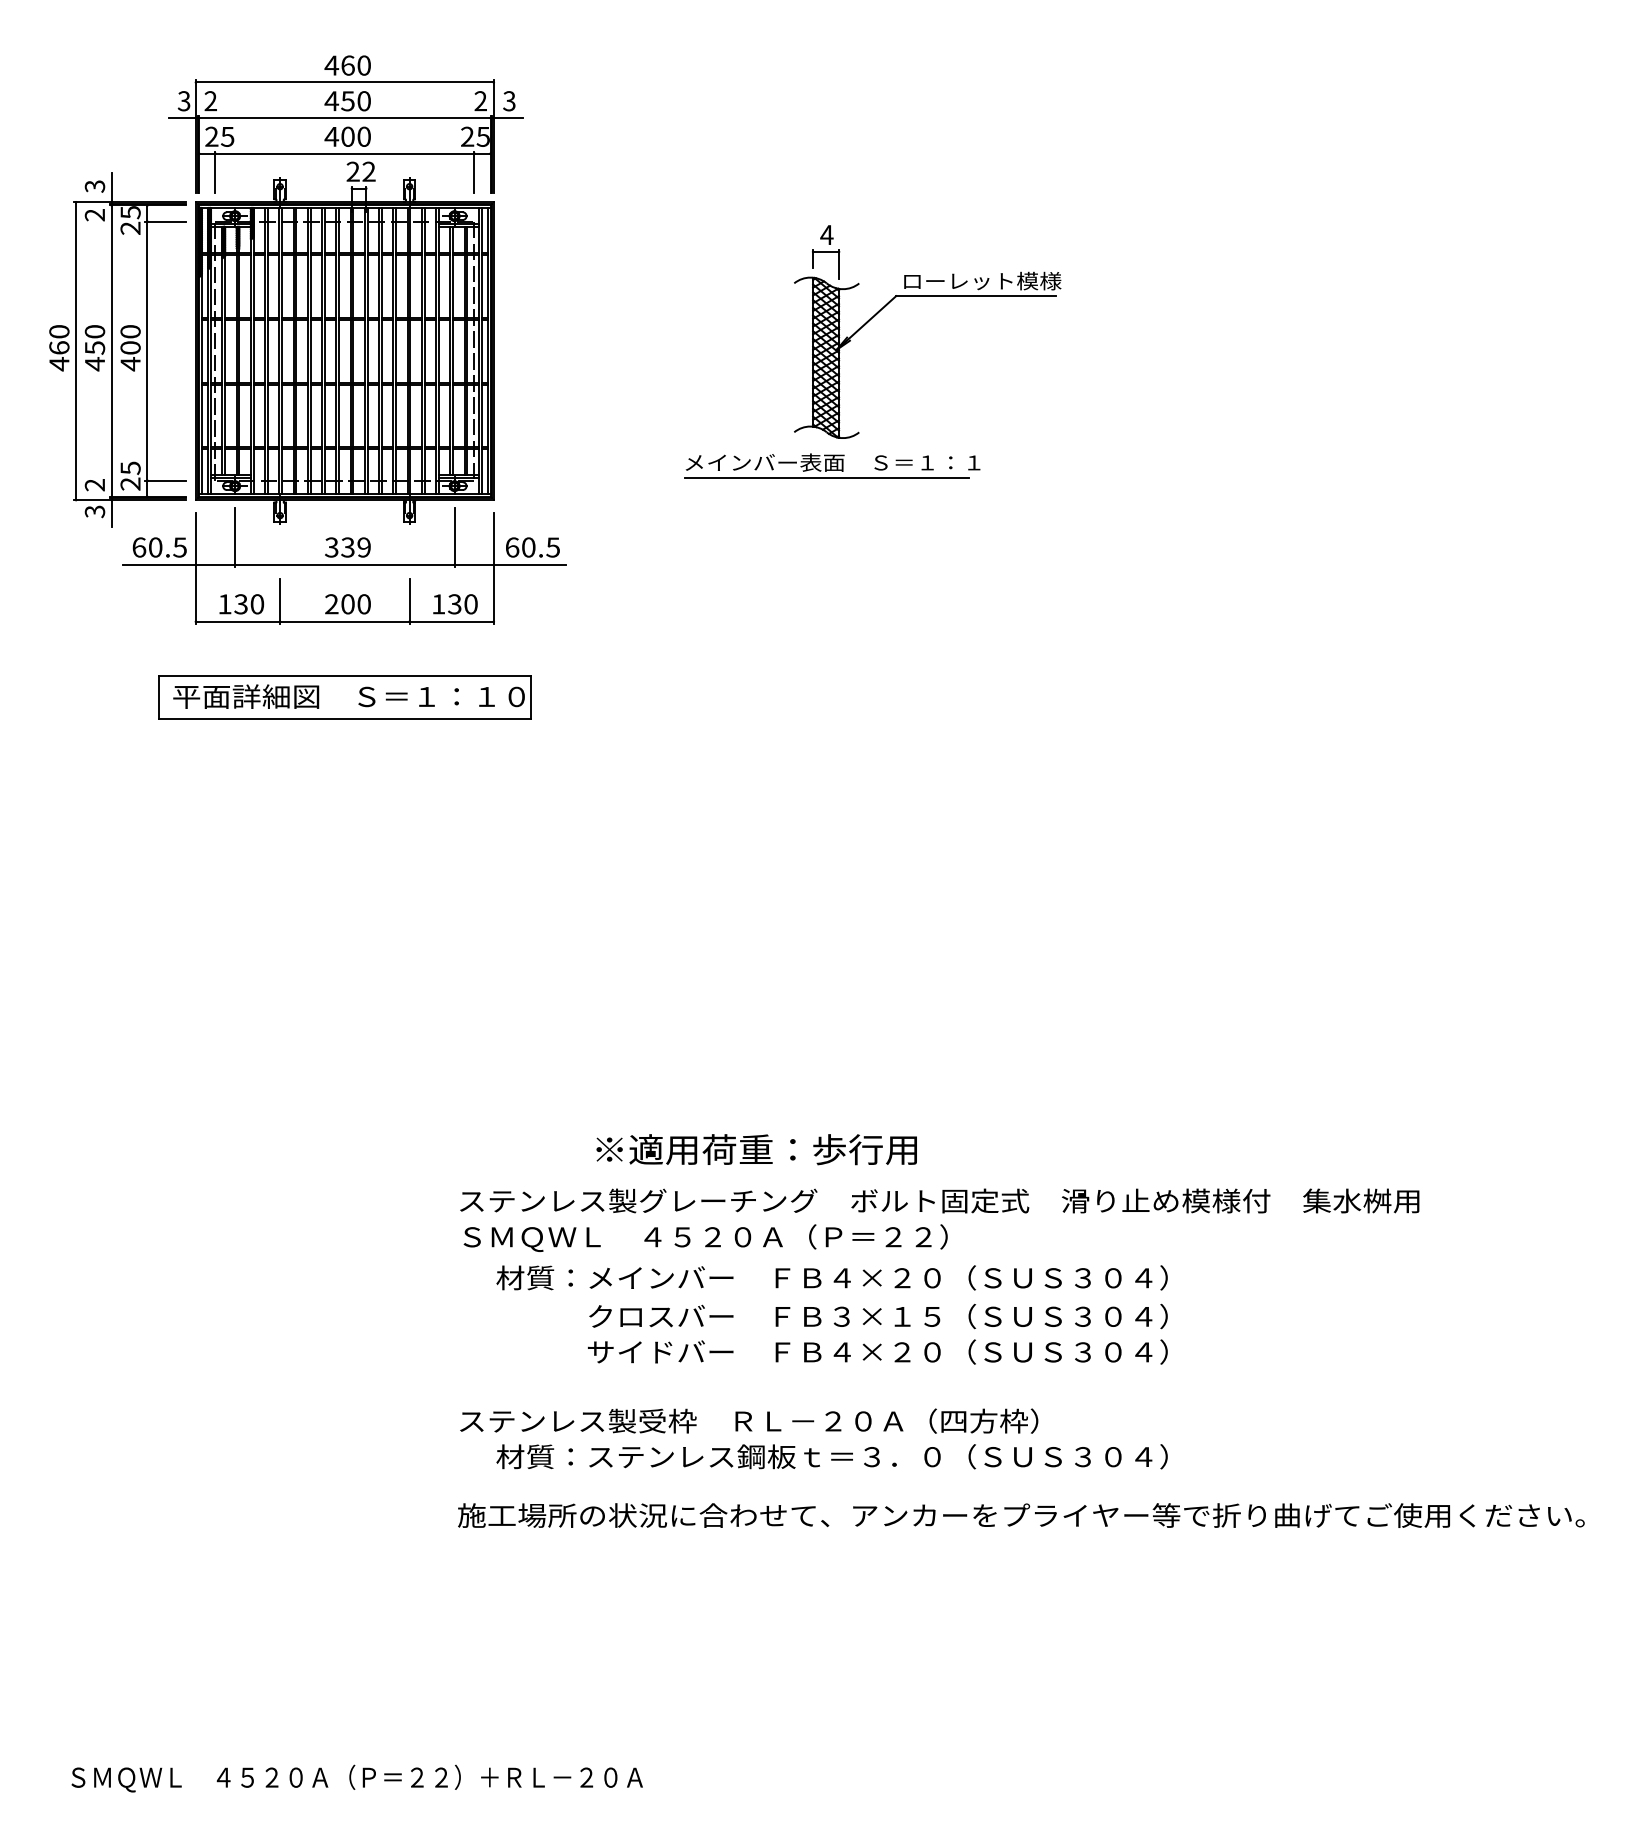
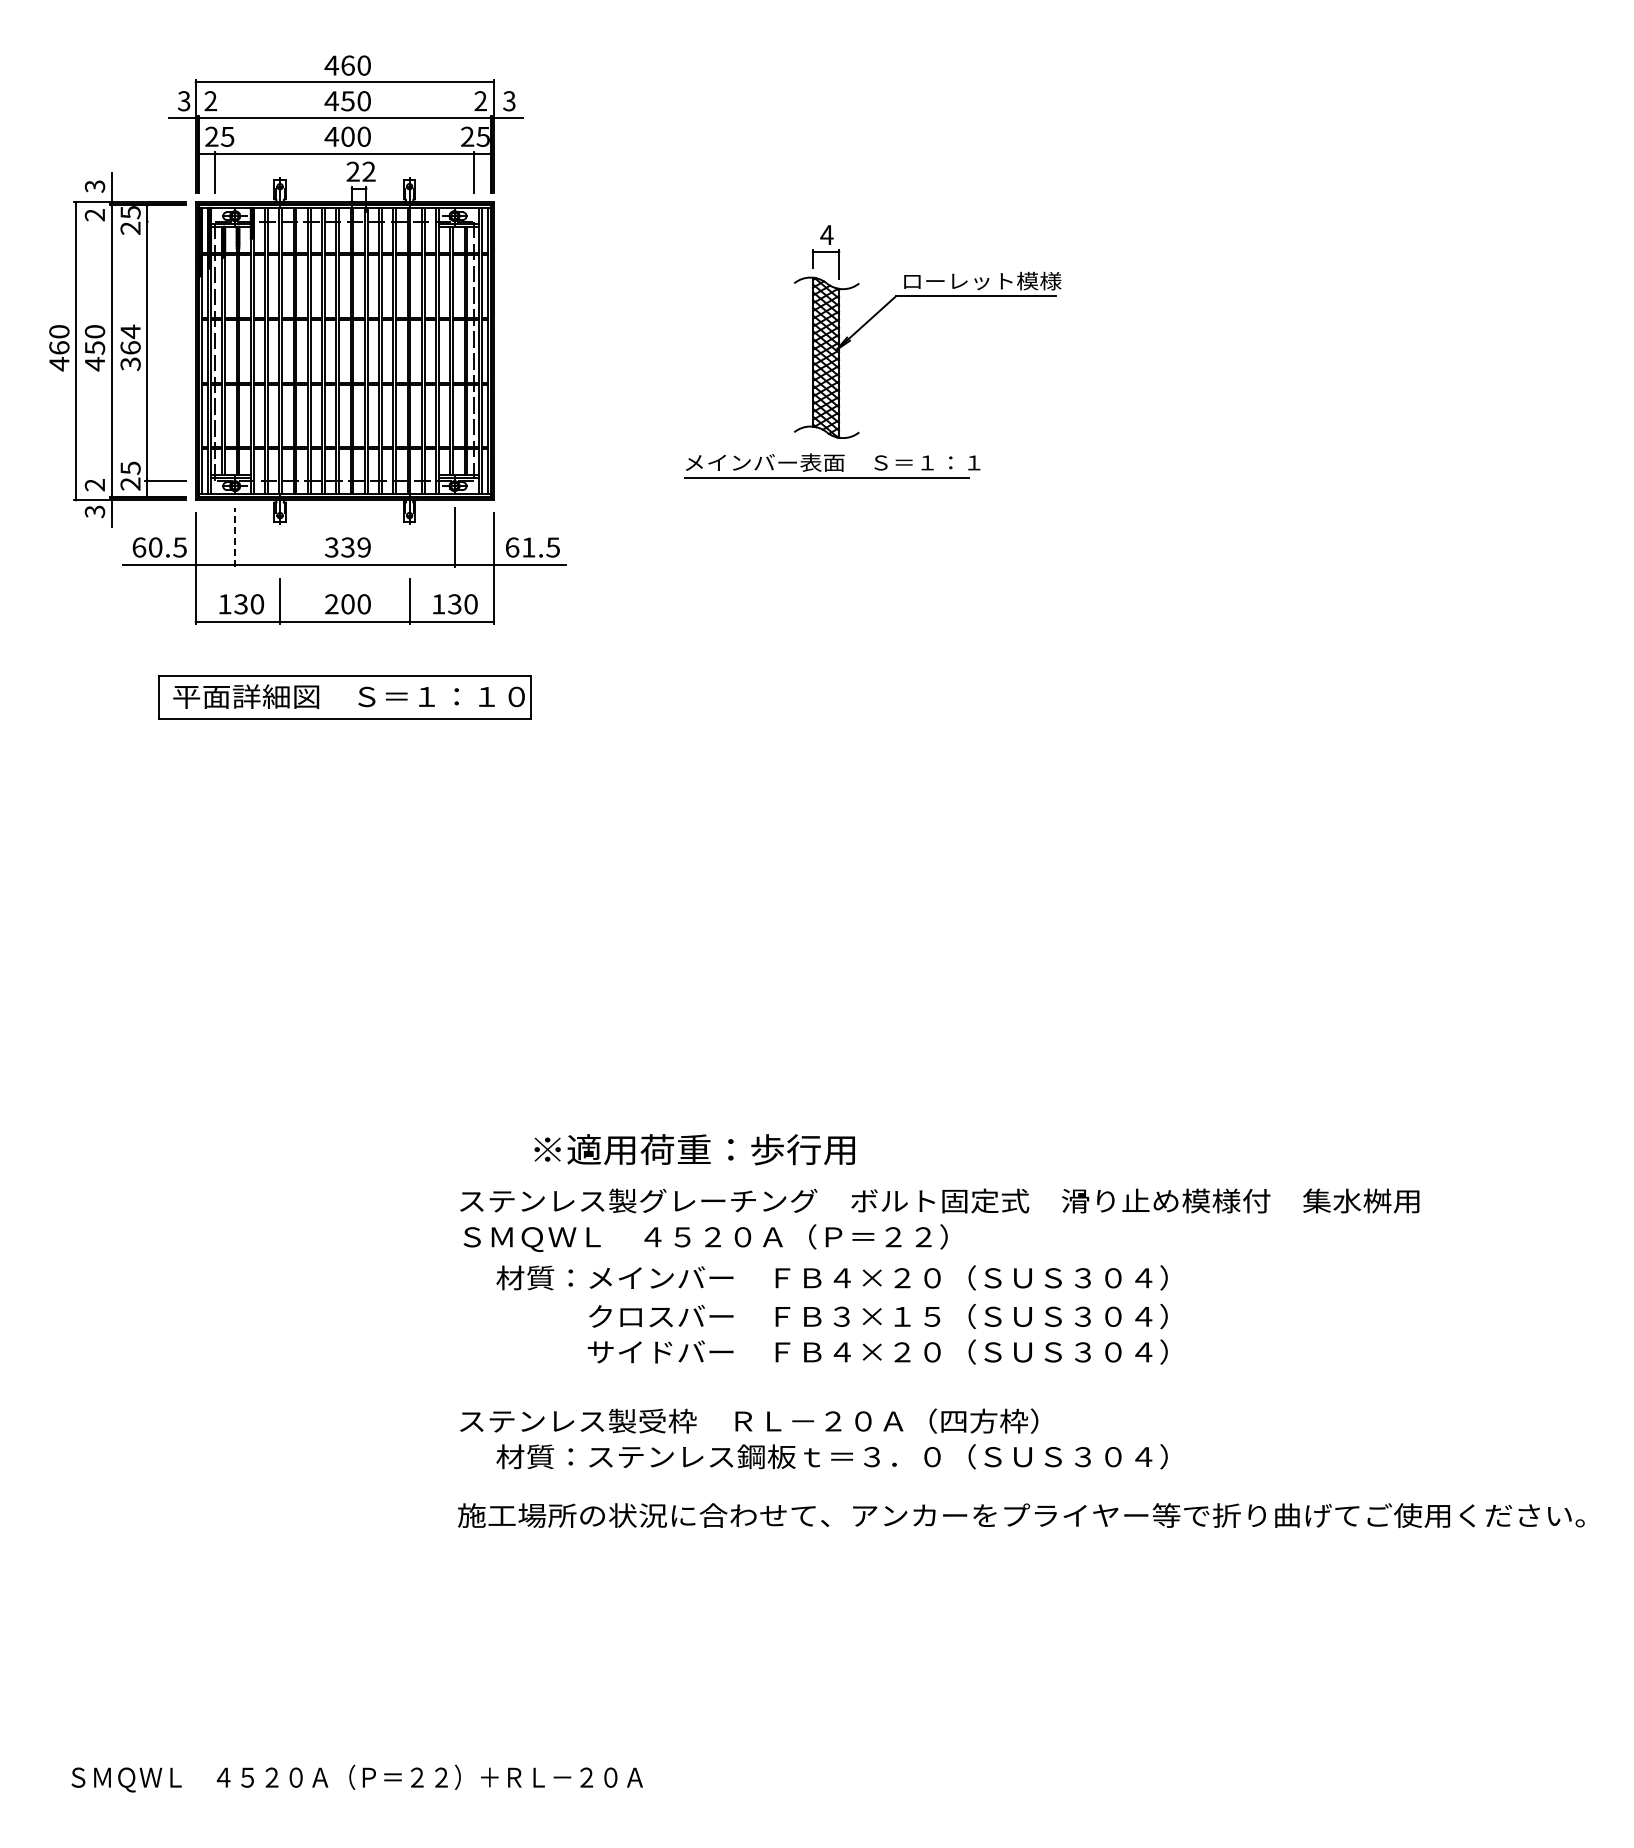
line: present -> none (165, 221)
text: 400 -> 364 (130, 347)
line: solid -> dashed (235, 537)
text: 60.5 -> 61.5 (528, 547)
text position: (756, 1149) -> (694, 1149) (694, 1149)
